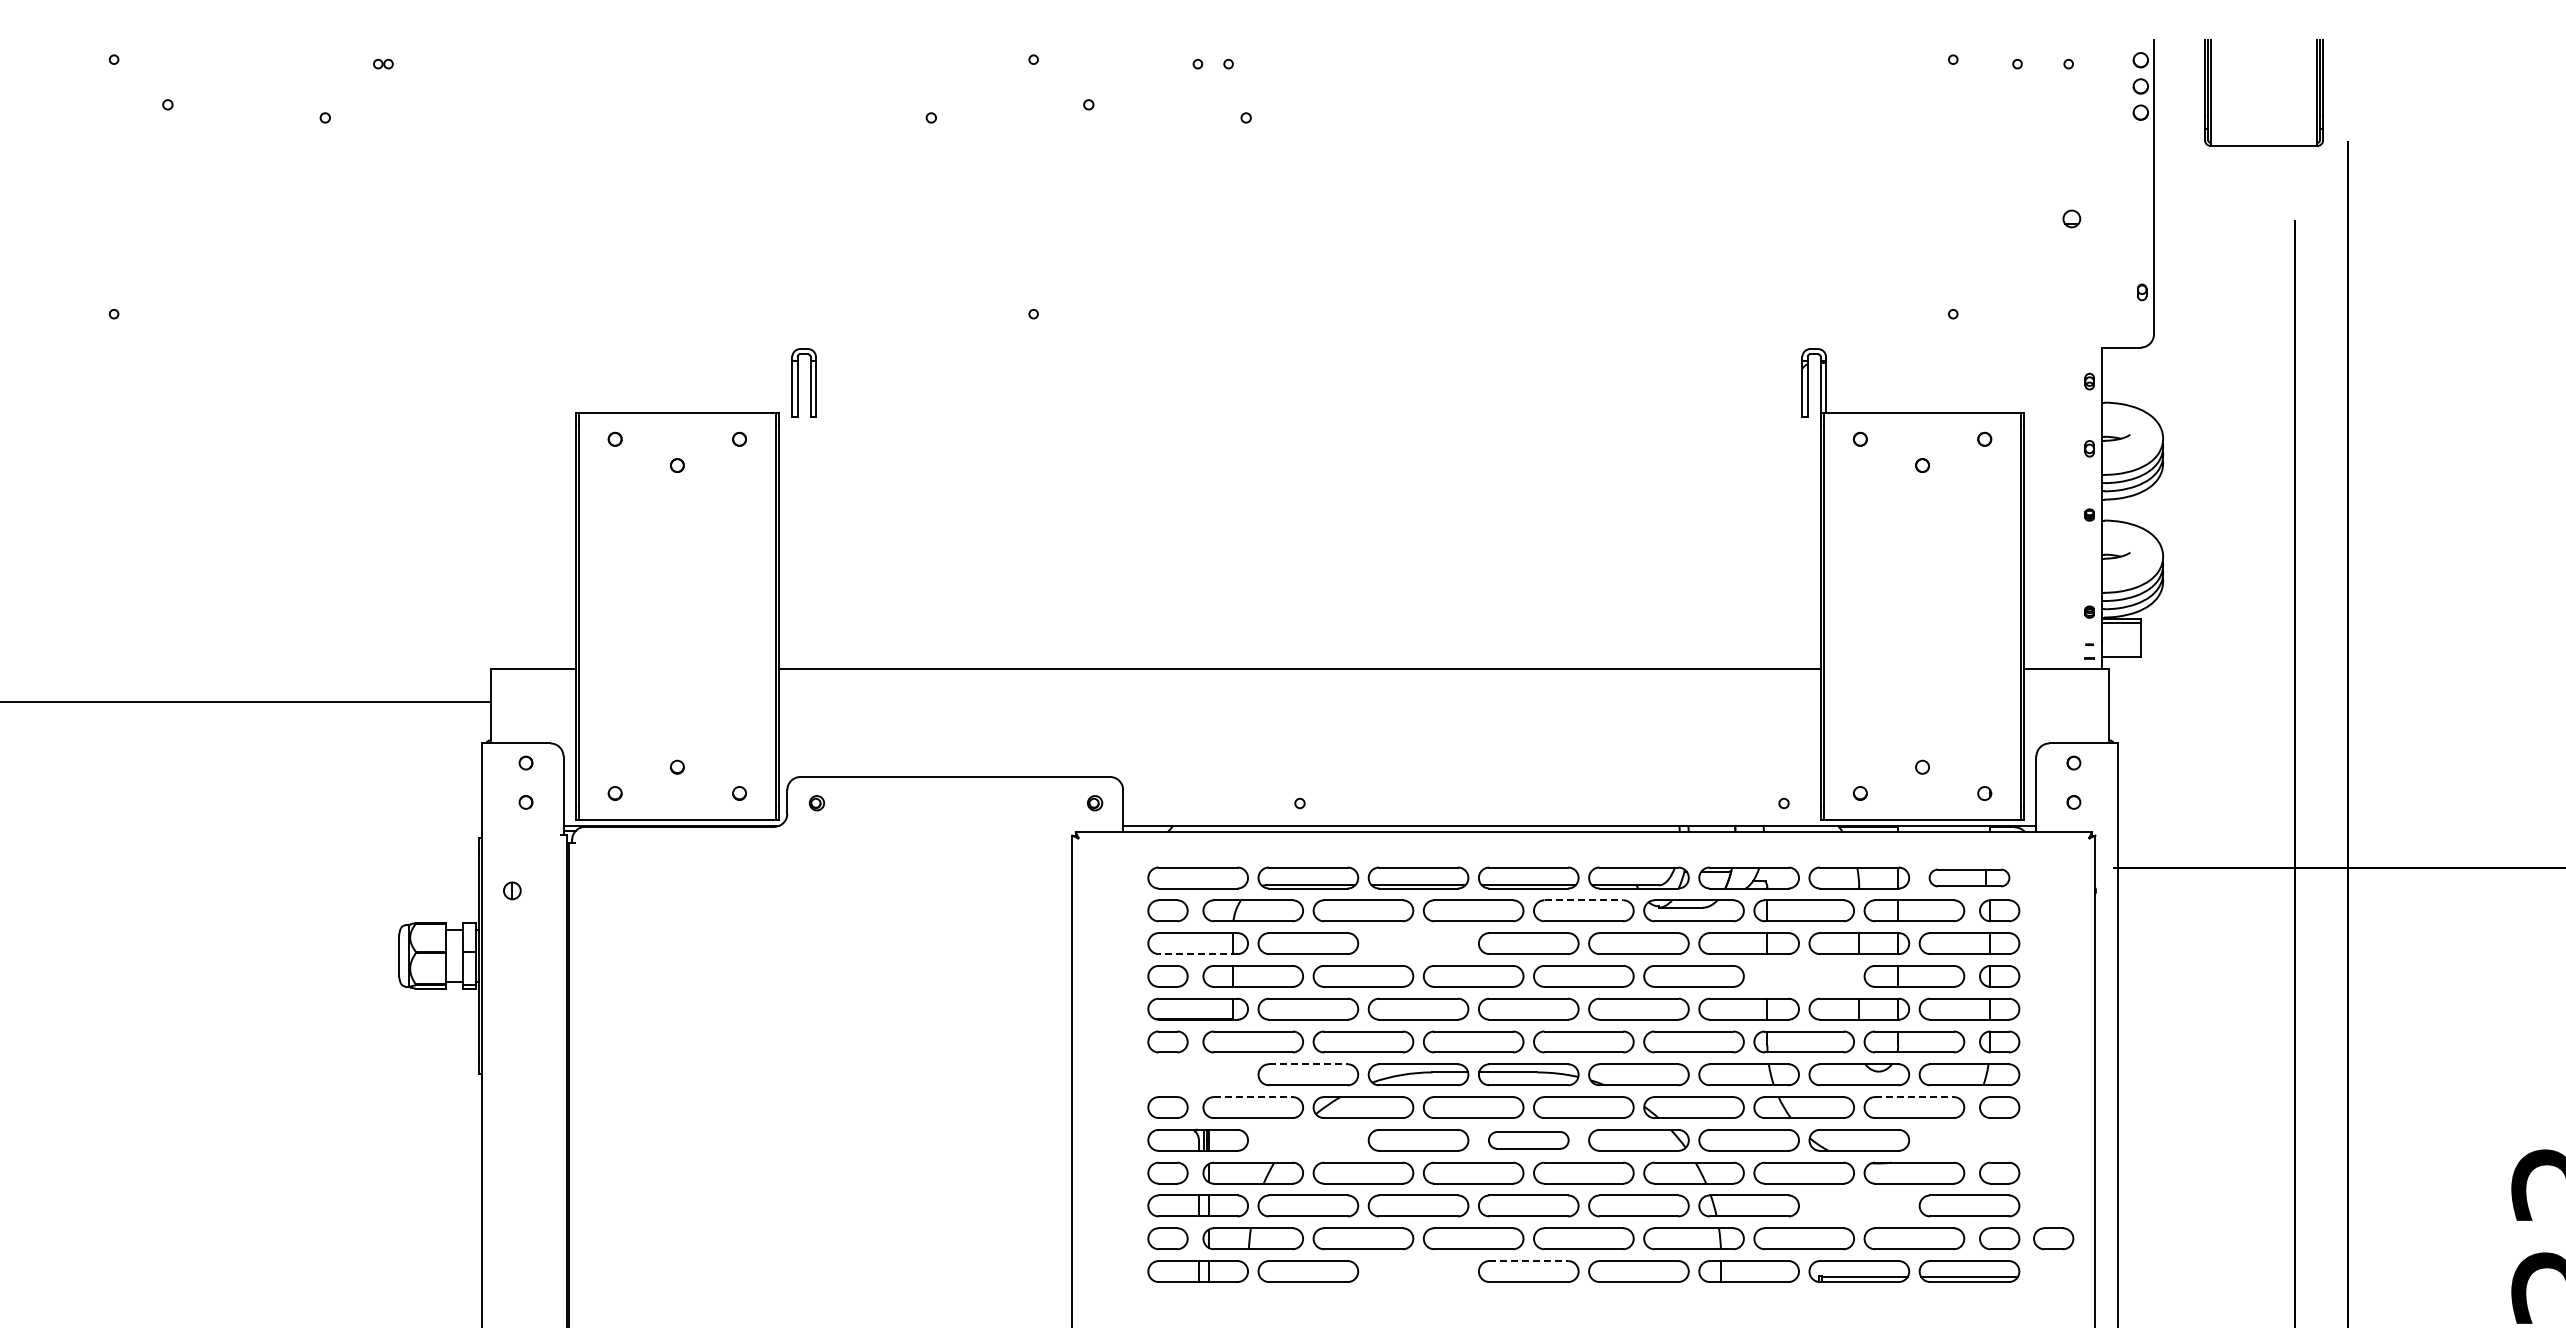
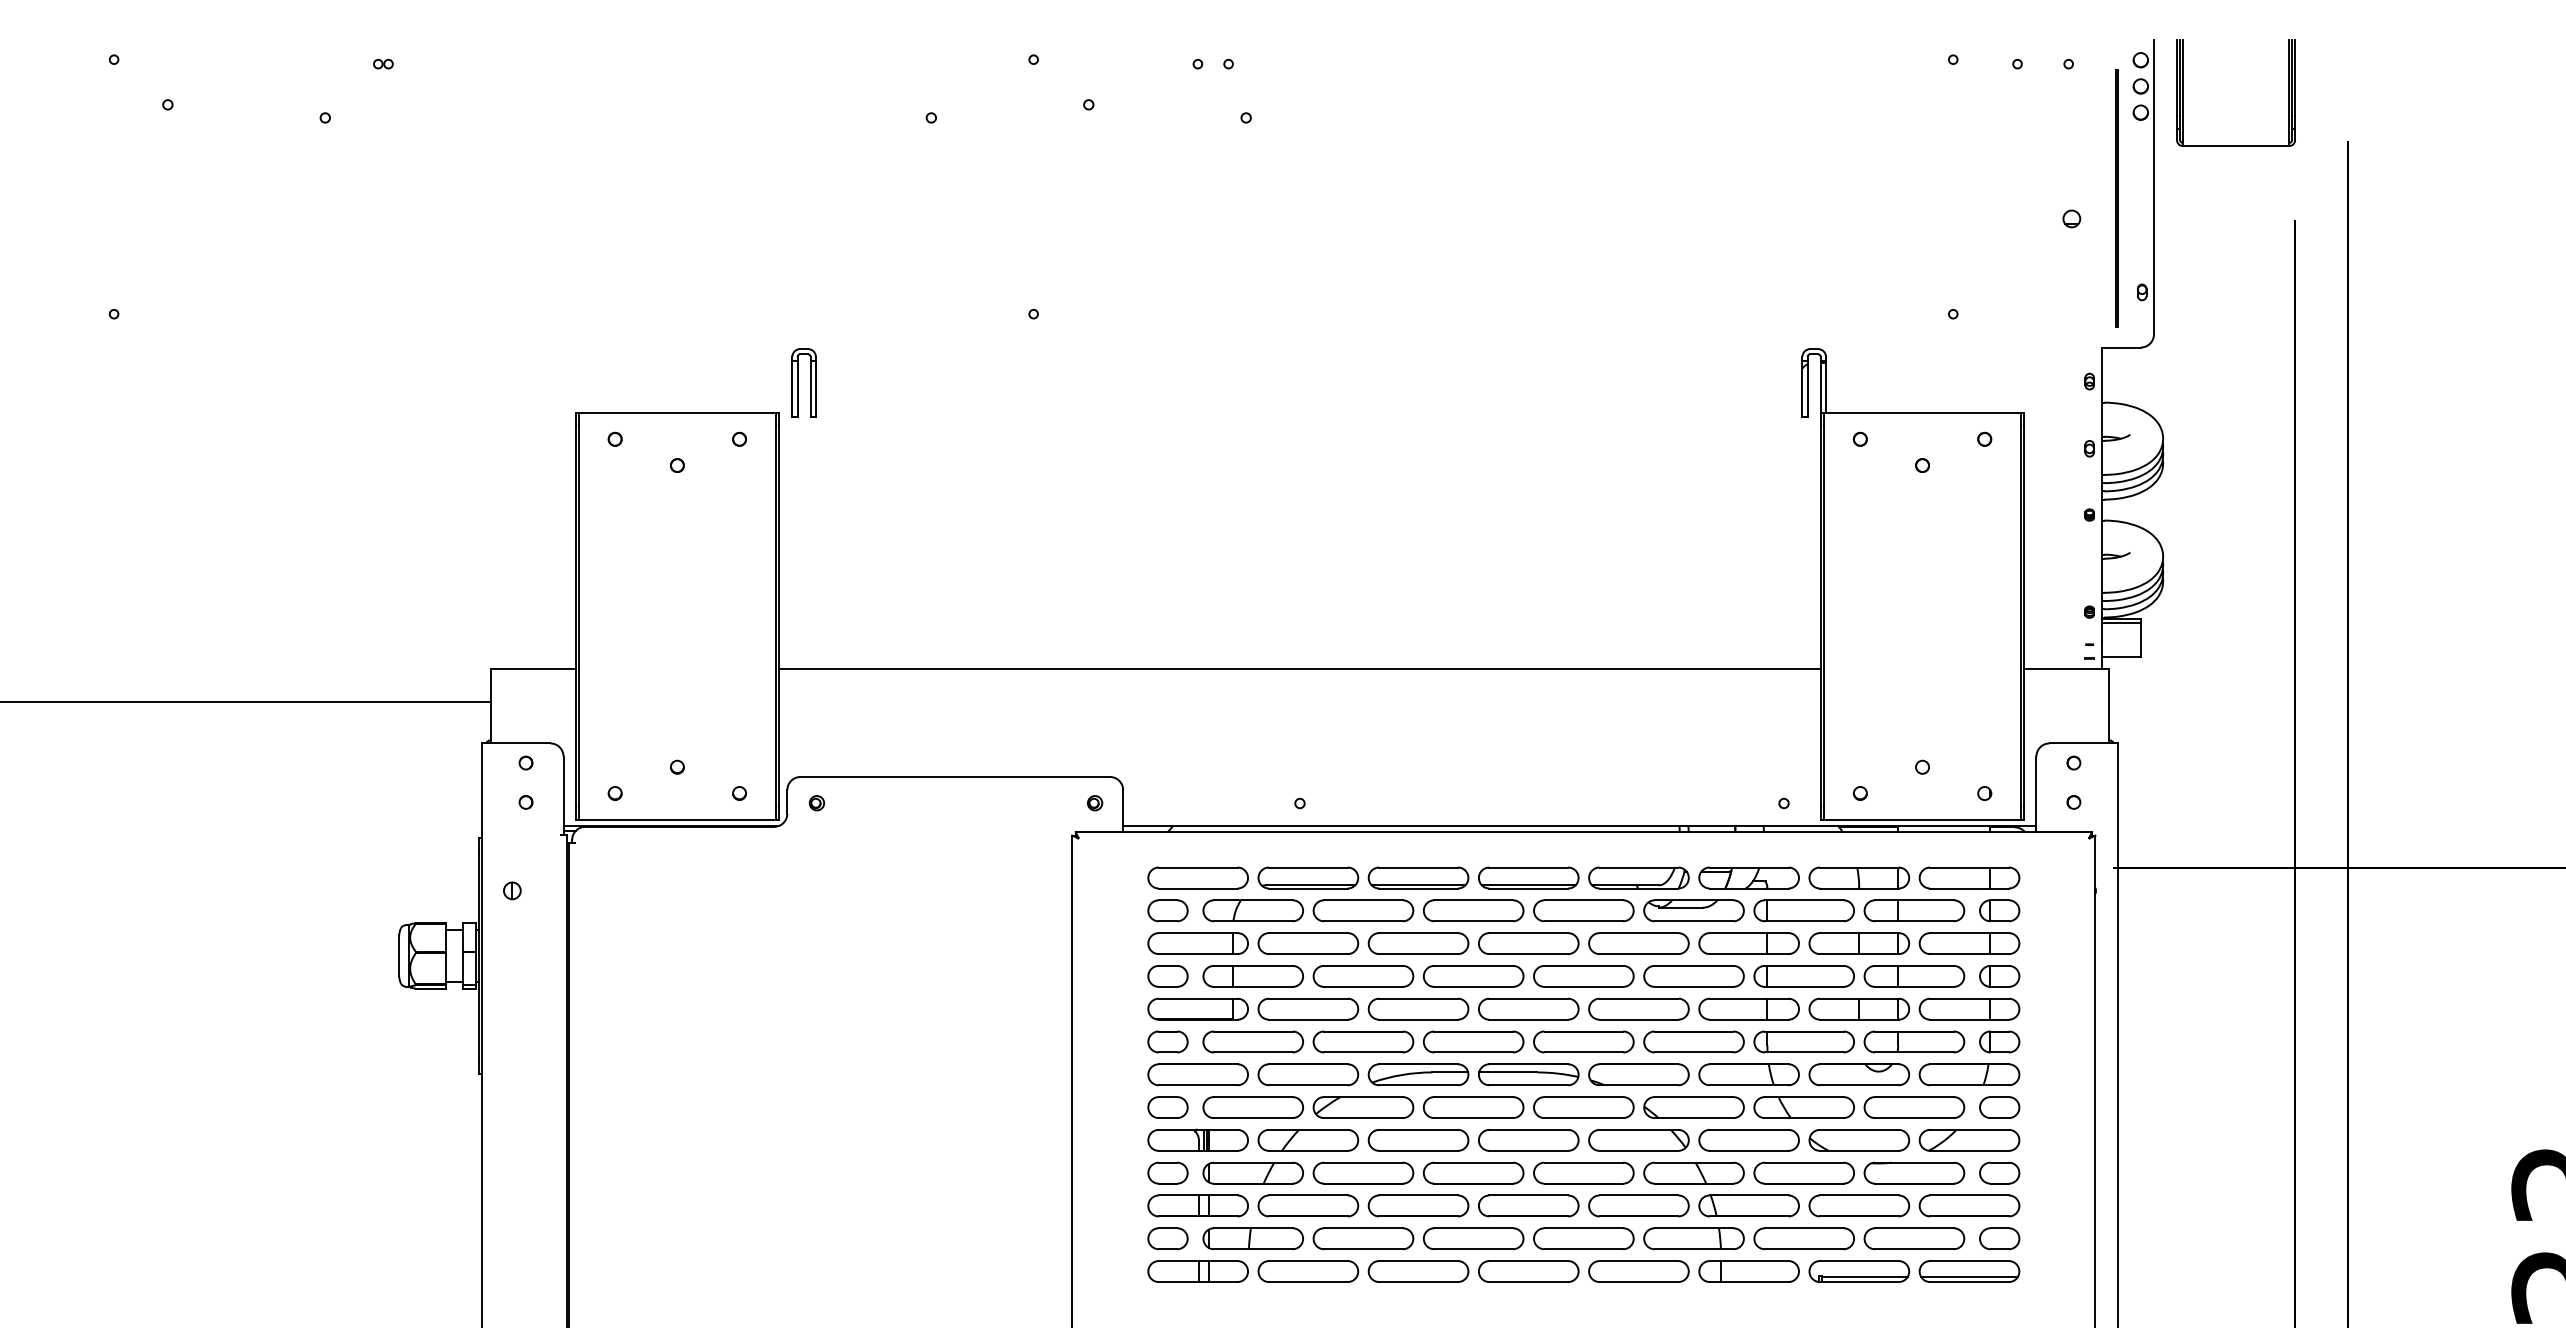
part position: (2211, 92) -> (2183, 92) (2183, 92)
line: none -> present (2116, 198)
part size: 83x20 px -> 103x24 px (1969, 877)
line: dashed -> solid (1584, 900)
part: none -> present (1418, 943)
line: dashed -> solid (1197, 954)
part: none -> present (1803, 976)
line: dashed -> solid (1308, 1064)
part: none -> present (1197, 1074)
line: dashed -> solid (1253, 1097)
line: dashed -> solid (1914, 1097)
part: none -> present (1308, 1140)
part size: 82x19 px -> 102x23 px (1528, 1140)
part: none -> present (1969, 1140)
part: none -> present (1859, 1205)
part: present -> none (2053, 1238)
line: dashed -> solid (1529, 1261)
part: none -> present (1418, 1271)
